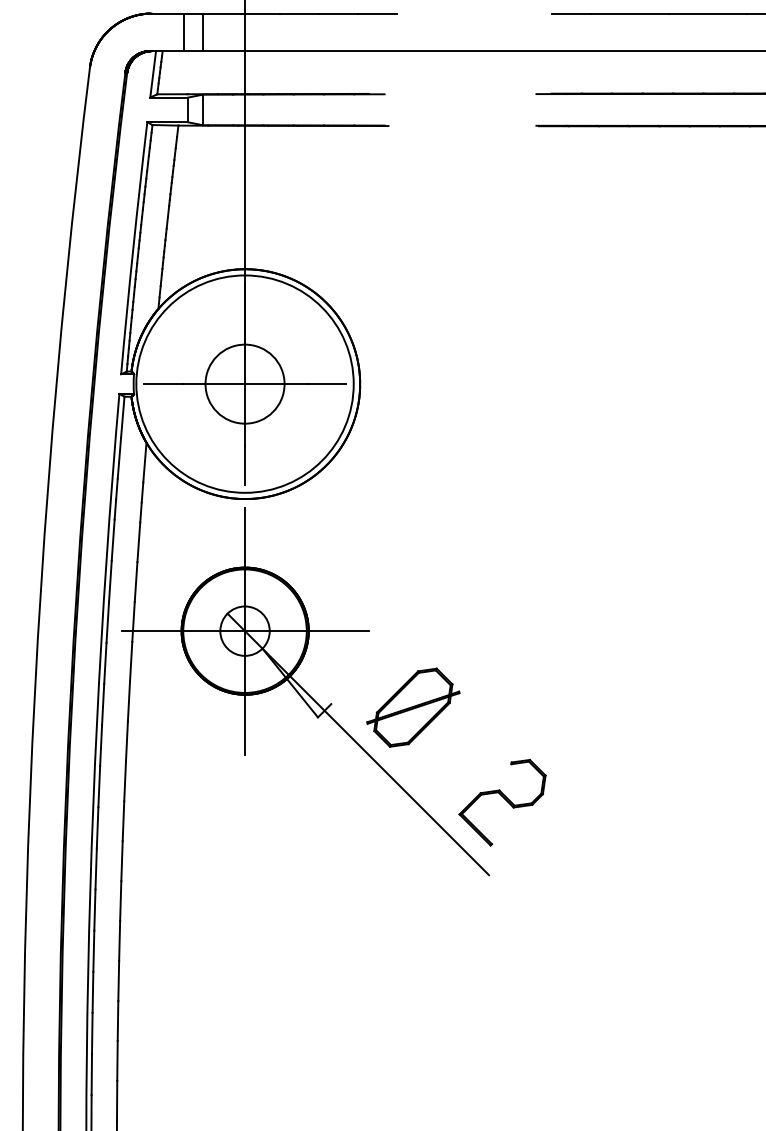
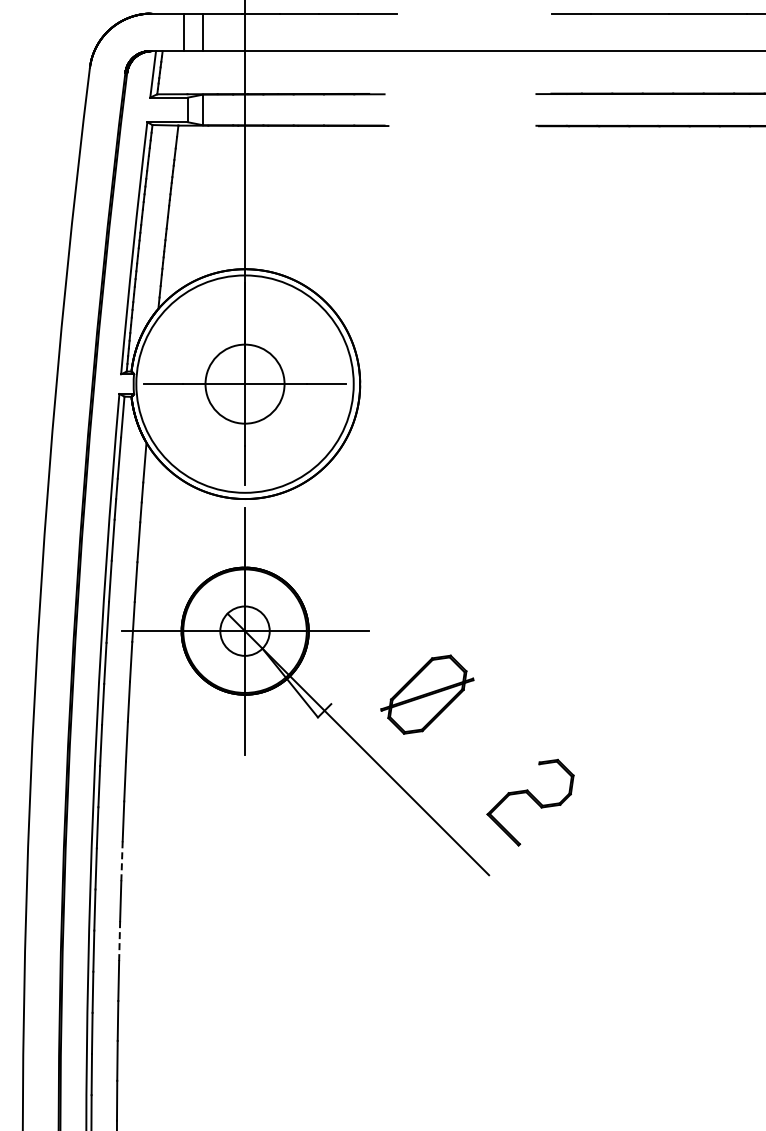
part position: (413, 707) -> (427, 694) (427, 694)
part position: (502, 802) -> (530, 802) (530, 802)
line: solid -> dashed (122, 861)
line: solid -> dashed (119, 941)
